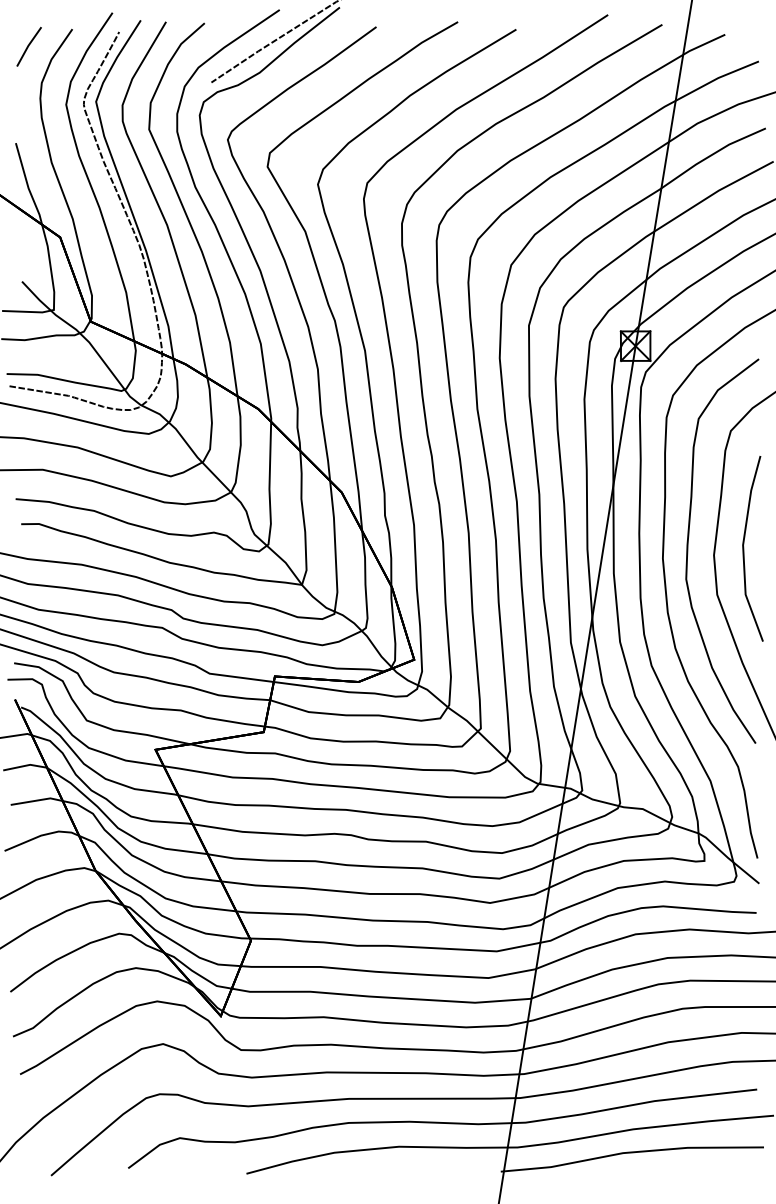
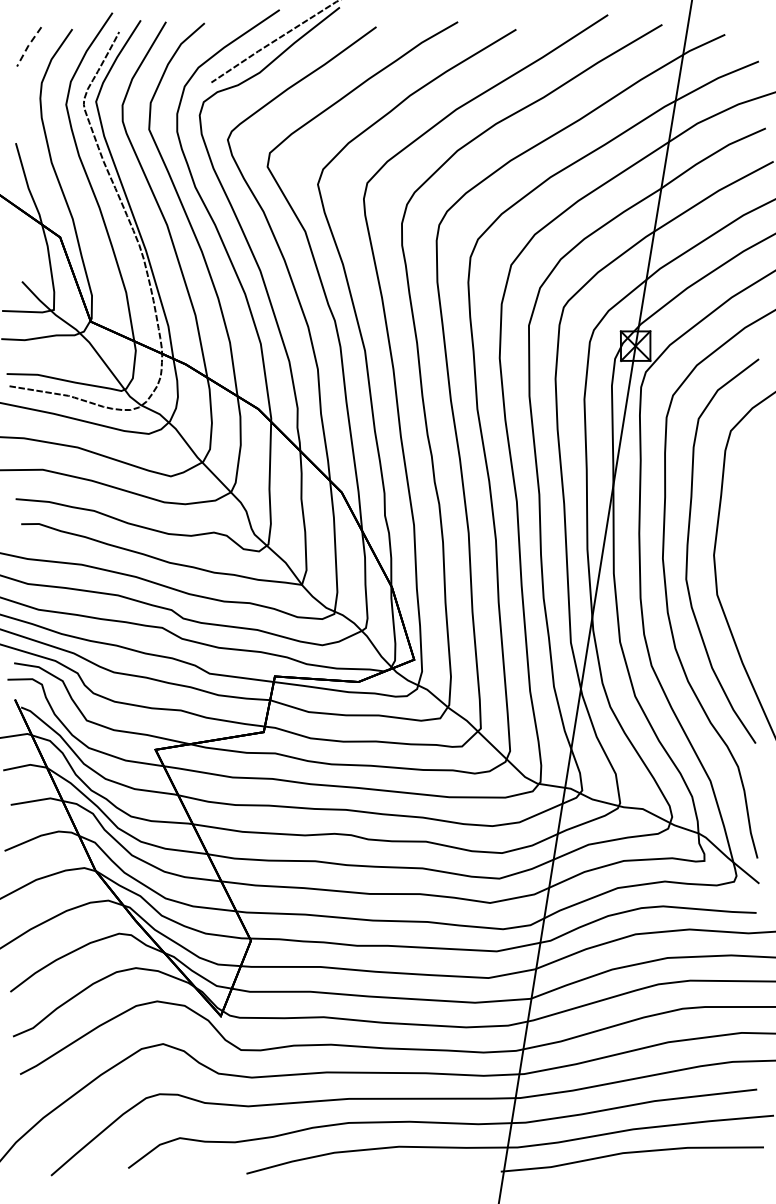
line: solid -> dashed (28, 45)
line: present -> none (744, 548)
